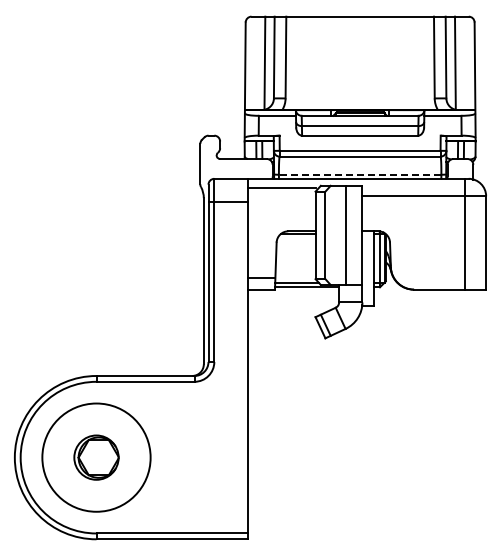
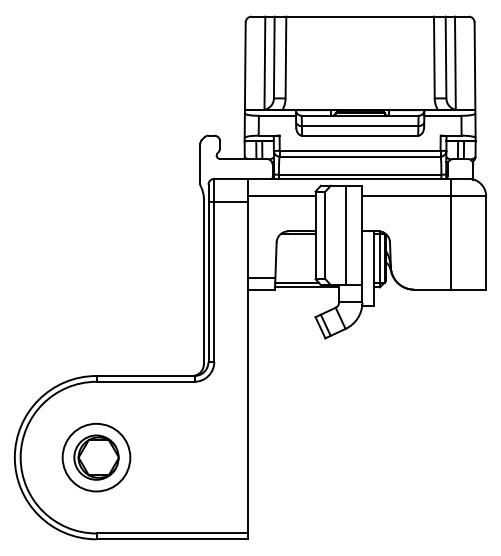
line: dashed -> solid (359, 174)
line position: (281, 188) -> (281, 196) (281, 196)
line position: (465, 233) -> (451, 233) (451, 233)
circle diameter: 108 px -> 68 px (96, 457)
